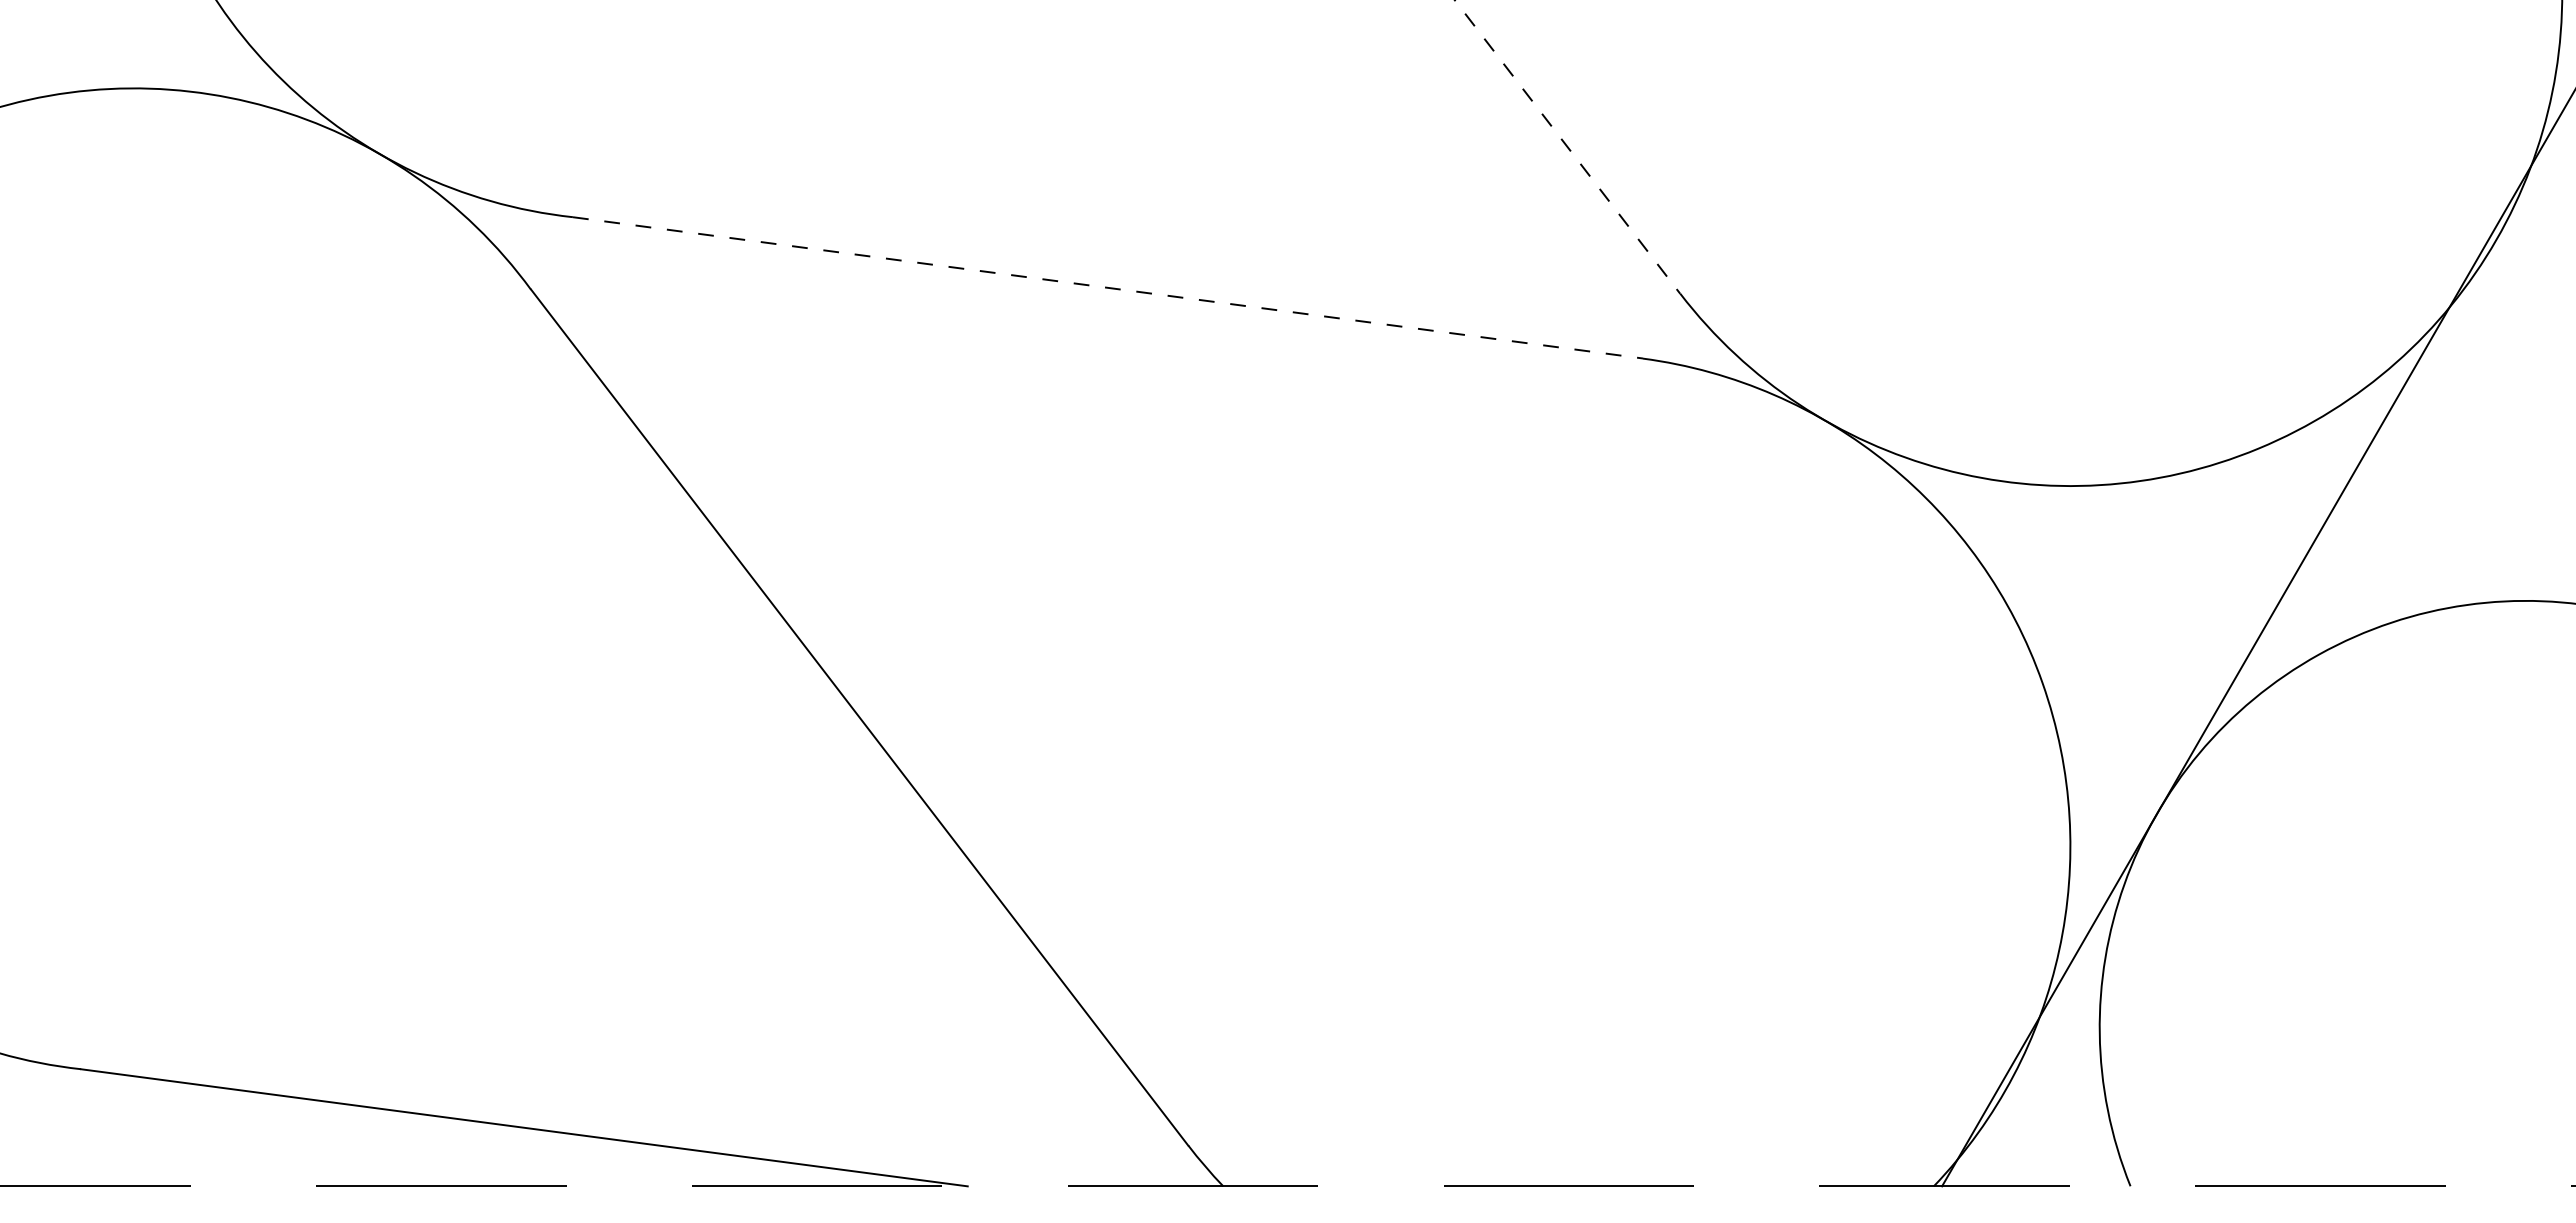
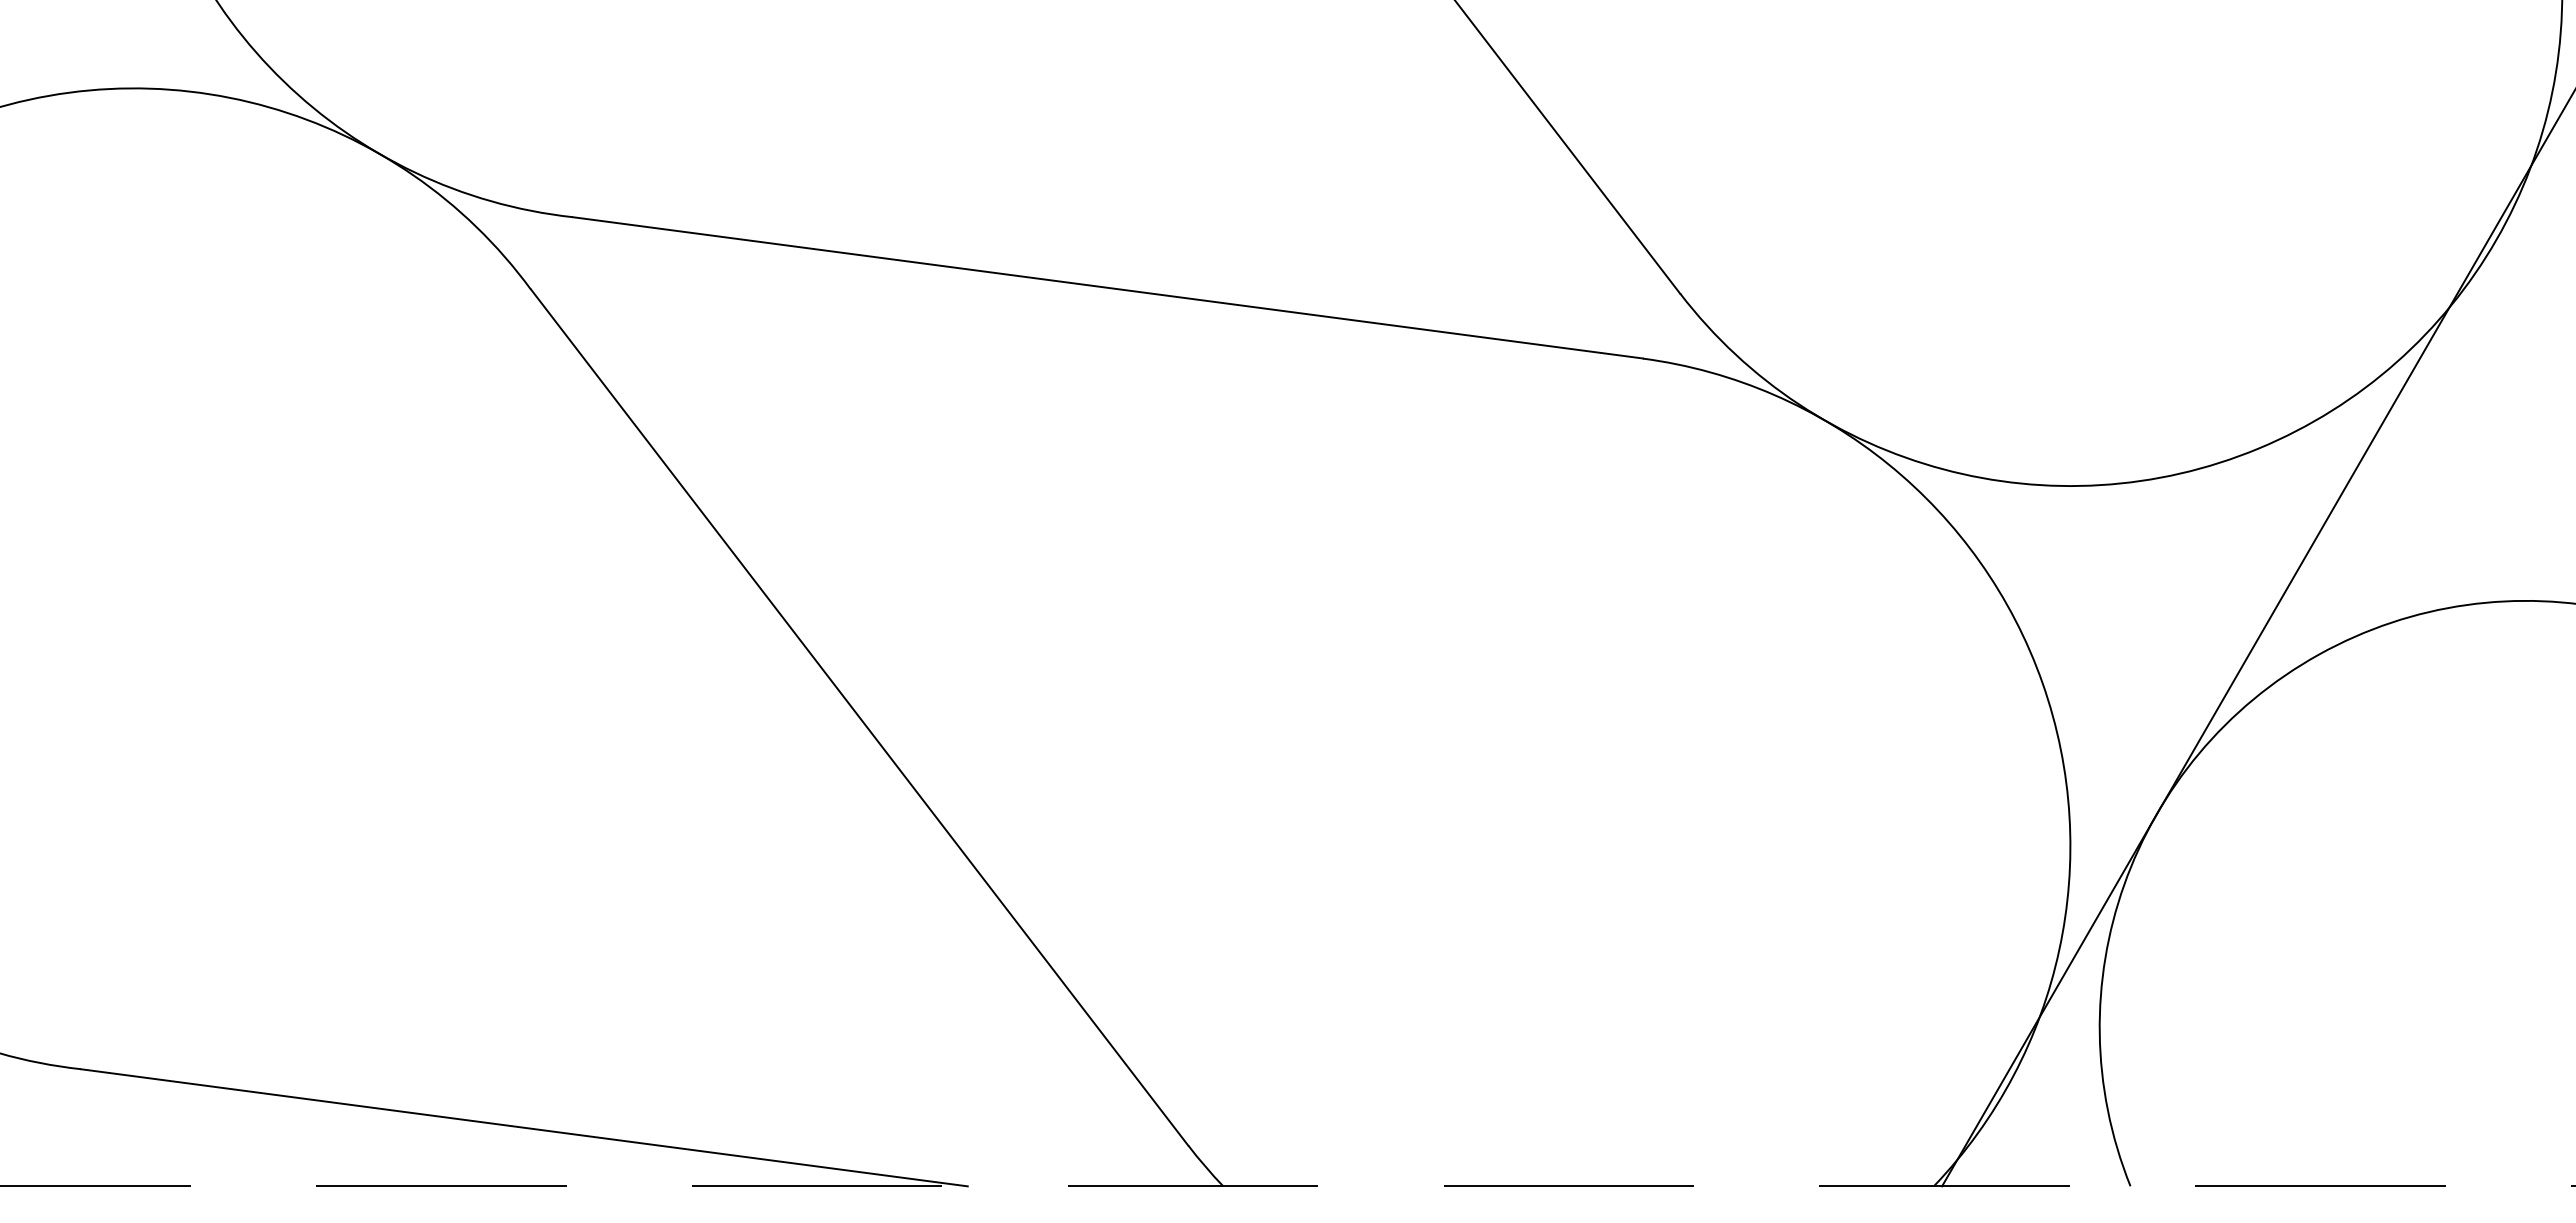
line: dashed -> solid (1567, 147)
line: dashed -> solid (1107, 287)
